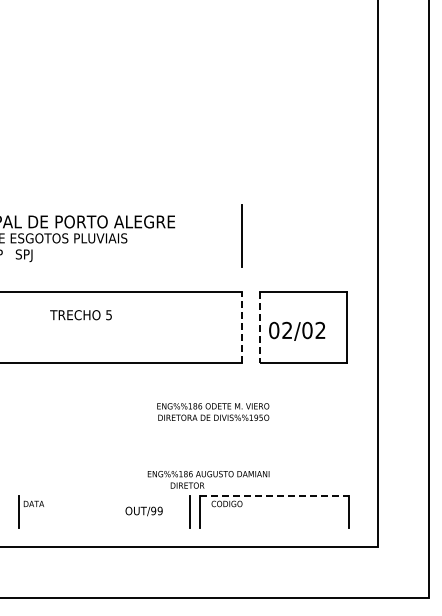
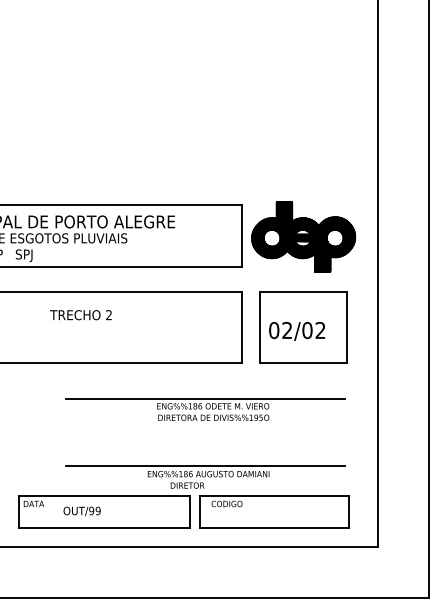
line: none -> present (122, 204)
part: none -> present (303, 236)
line: none -> present (122, 267)
text: 5 -> 2 (108, 315)
line: dashed -> solid (242, 327)
line: dashed -> solid (259, 327)
line: none -> present (205, 399)
line: none -> present (205, 466)
line: none -> present (104, 496)
line: dashed -> solid (274, 496)
text position: (143, 511) -> (81, 511) (81, 511)
line: none -> present (104, 527)
line: none -> present (274, 527)
